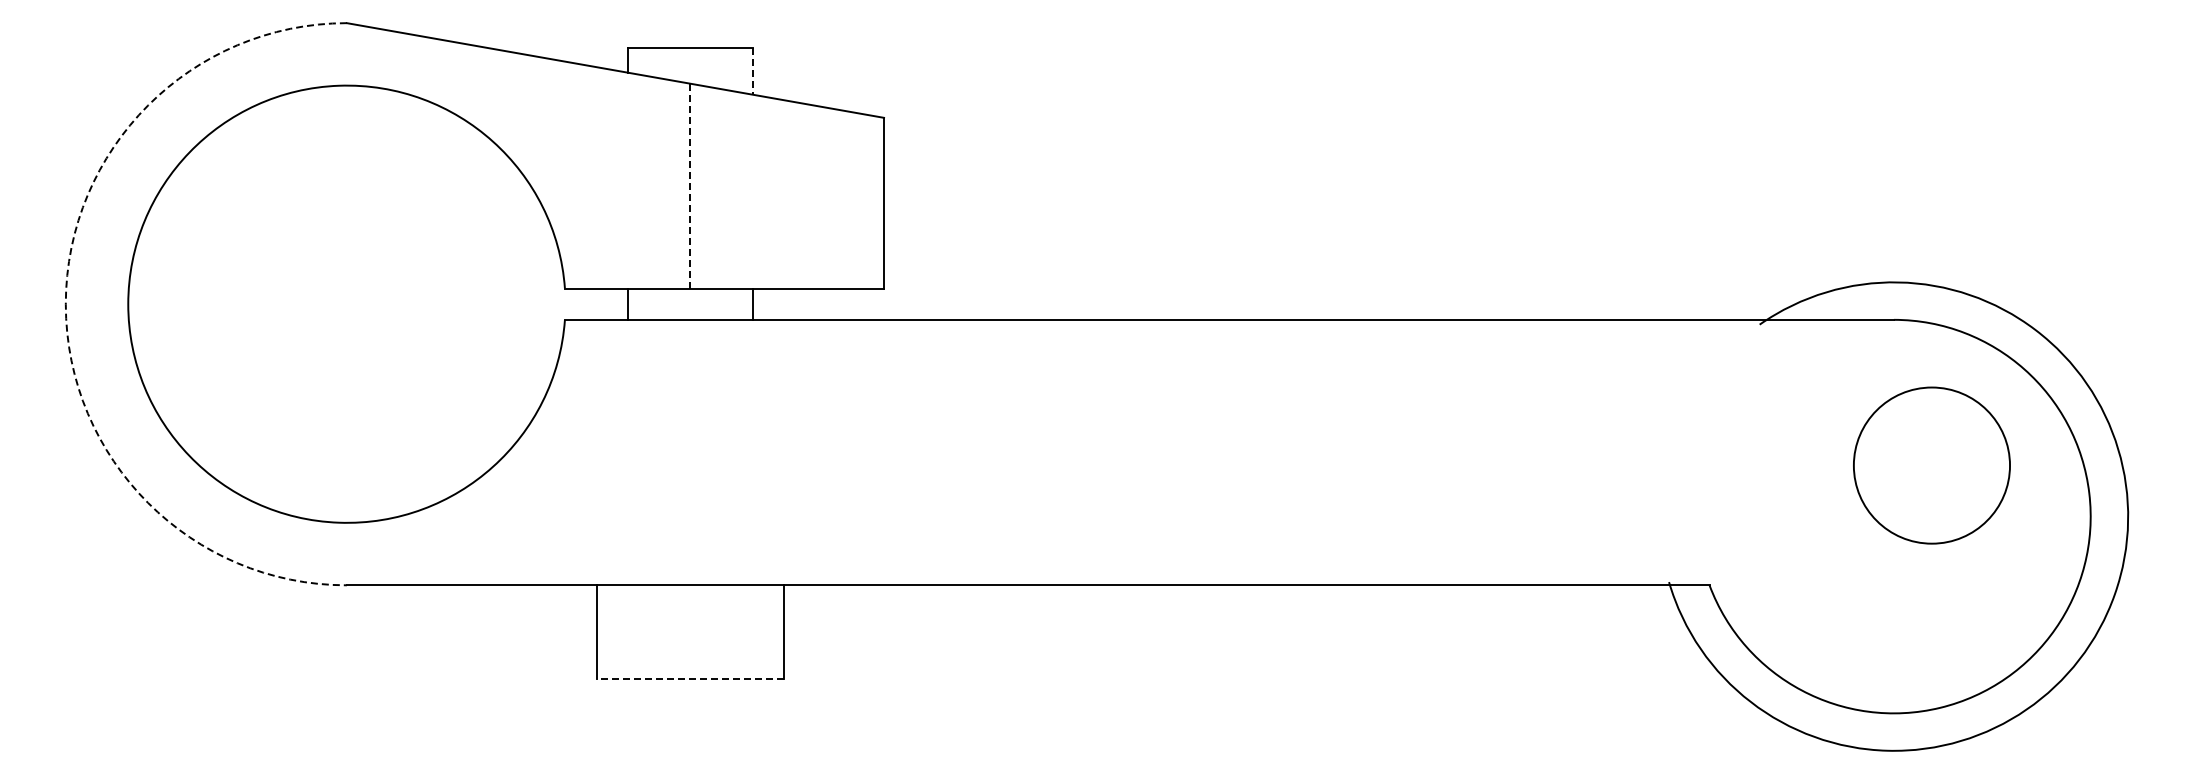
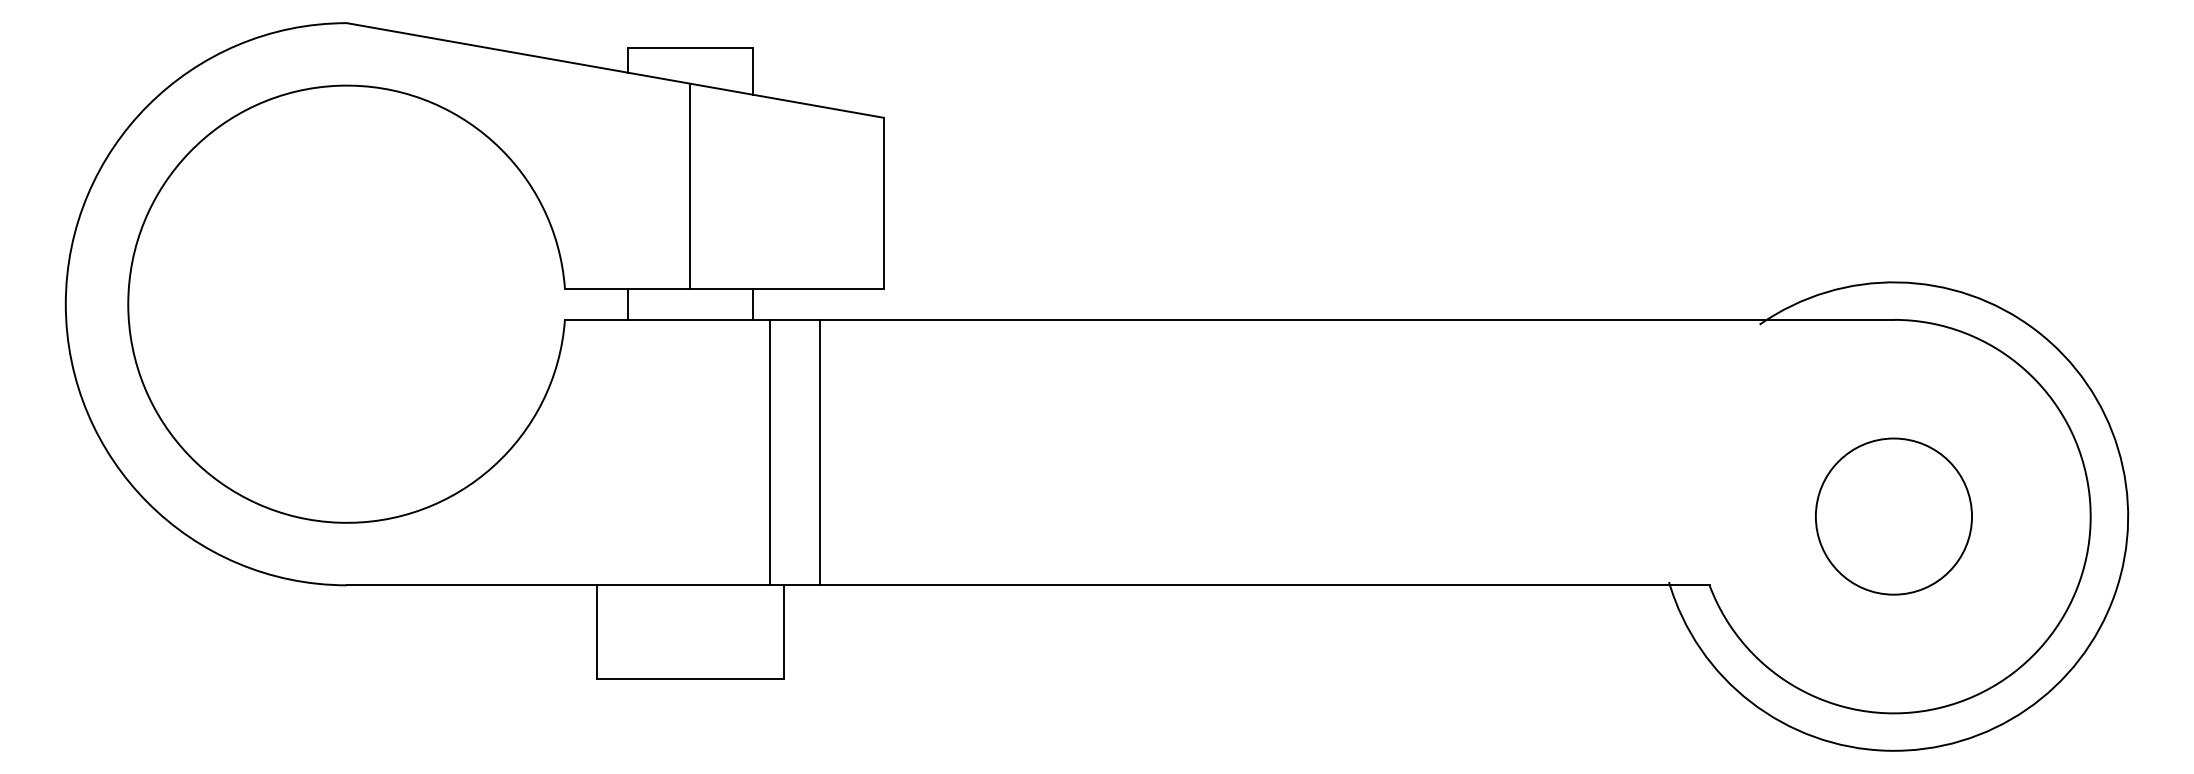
line: dashed -> solid (752, 71)
line: dashed -> solid (690, 186)
arc: dashed -> solid (65, 304)
line: none -> present (769, 452)
line: none -> present (819, 452)
circle position: (1931, 465) -> (1893, 516) (1893, 516)
line: dashed -> solid (690, 679)
